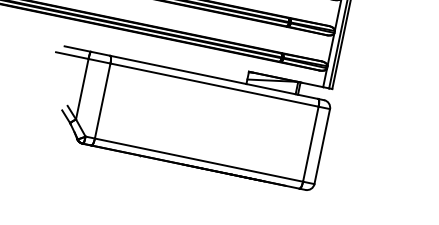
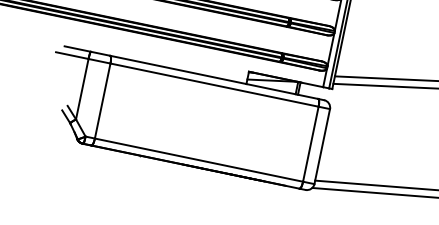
line: none -> present (384, 78)
line: none -> present (384, 85)
line: none -> present (375, 185)
line: none -> present (373, 192)
